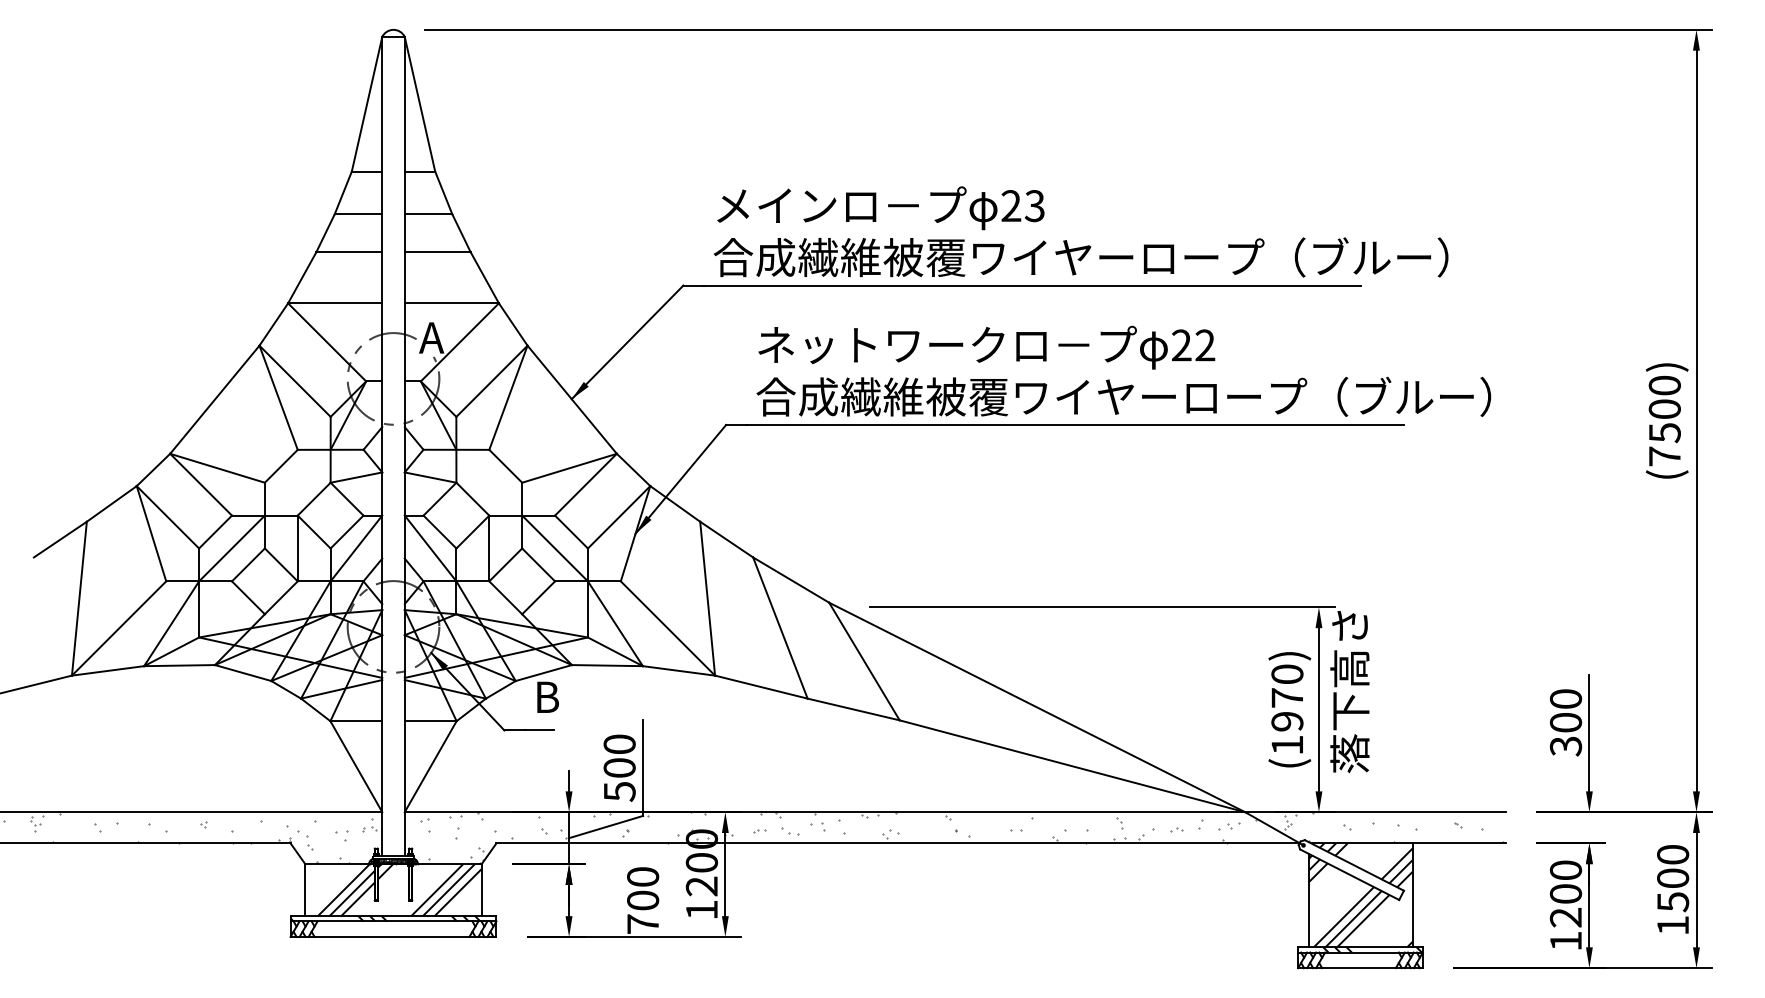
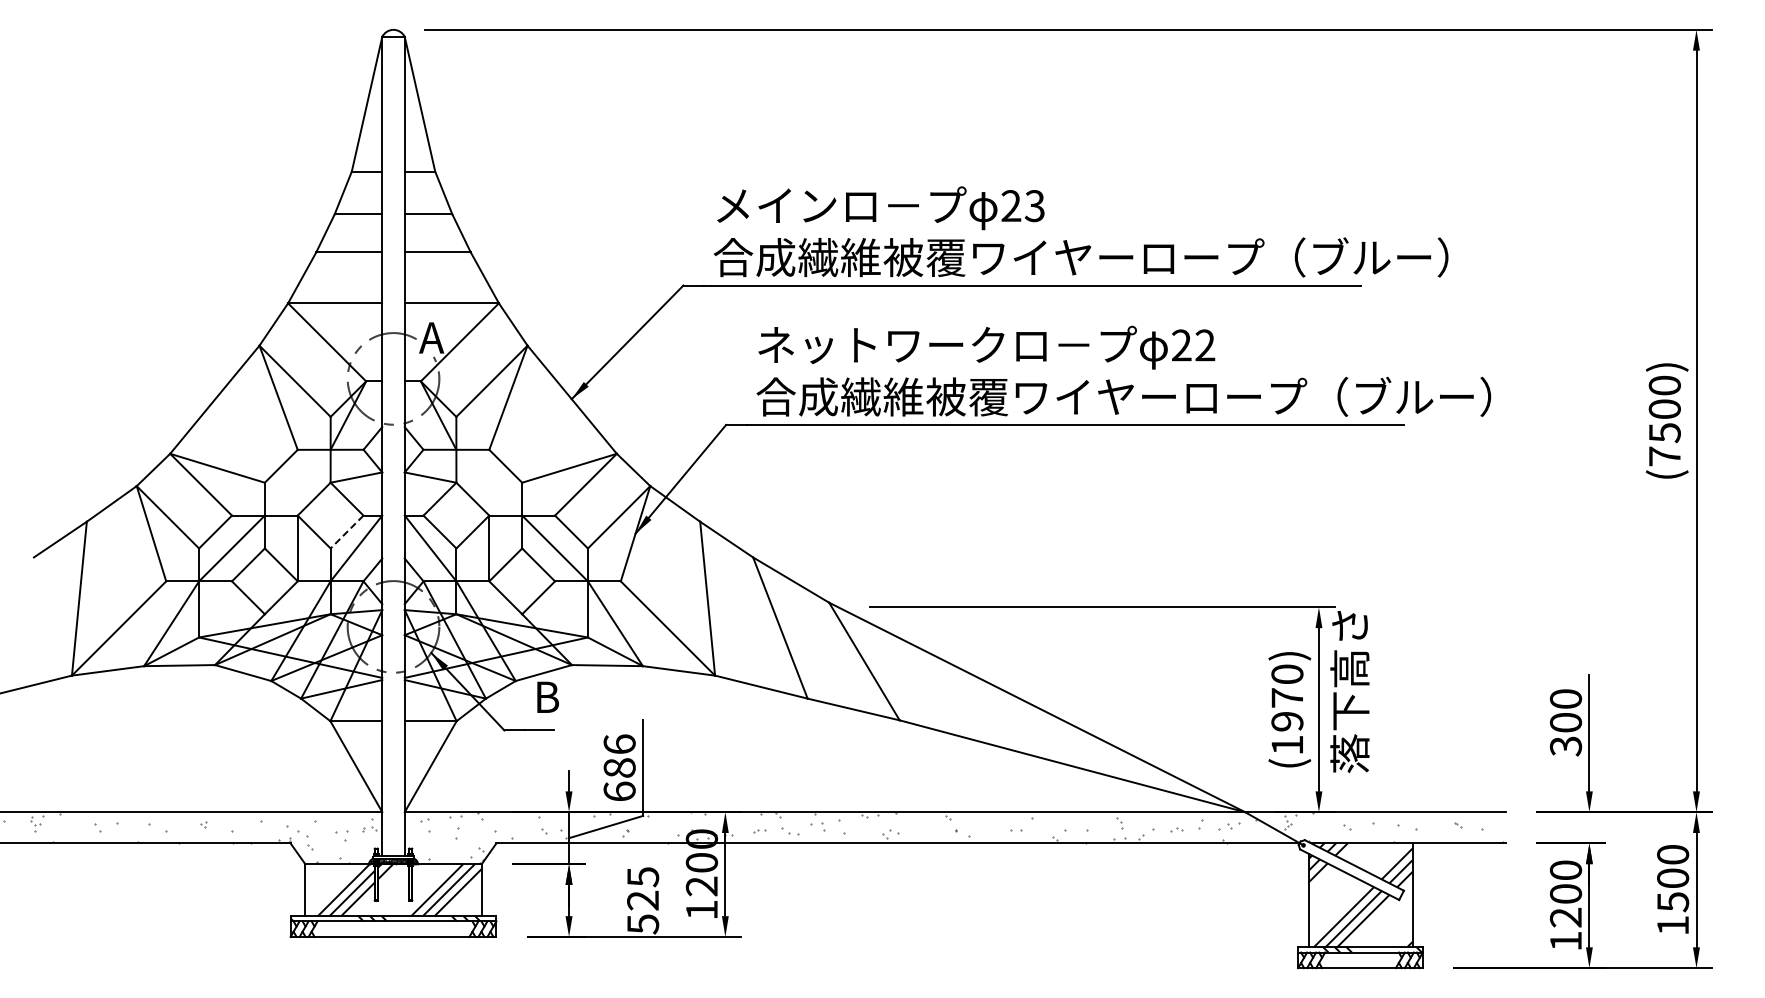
line: solid -> dashed (346, 532)
text: 500 -> 686 (619, 767)
text: 700 -> 525 (643, 900)
